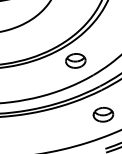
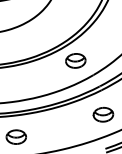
part: none -> present (15, 136)
